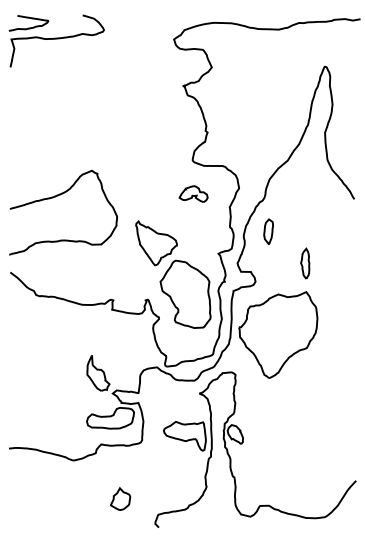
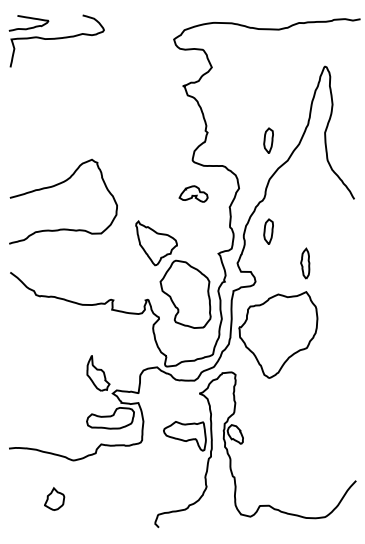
part: none -> present (268, 140)
curve position: (58, 196) -> (58, 185) (58, 185)
part position: (120, 498) -> (54, 498) (54, 498)
